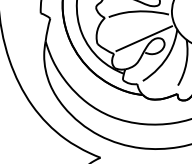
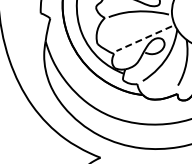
line: solid -> dashed (143, 38)
